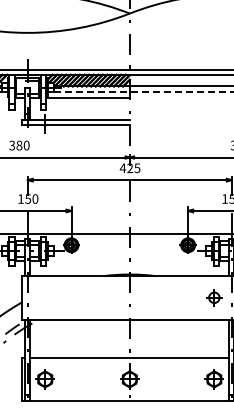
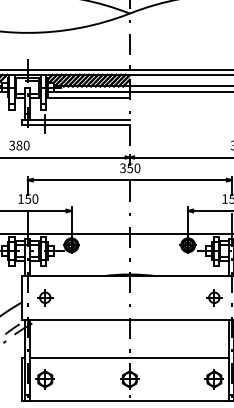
line: dashed -> solid (143, 92)
text: 425 -> 350 (129, 168)
part: none -> present (45, 297)
